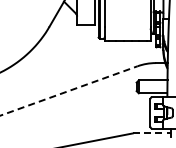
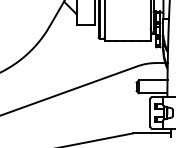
line: dashed -> solid (69, 90)
line: dashed -> solid (152, 133)
